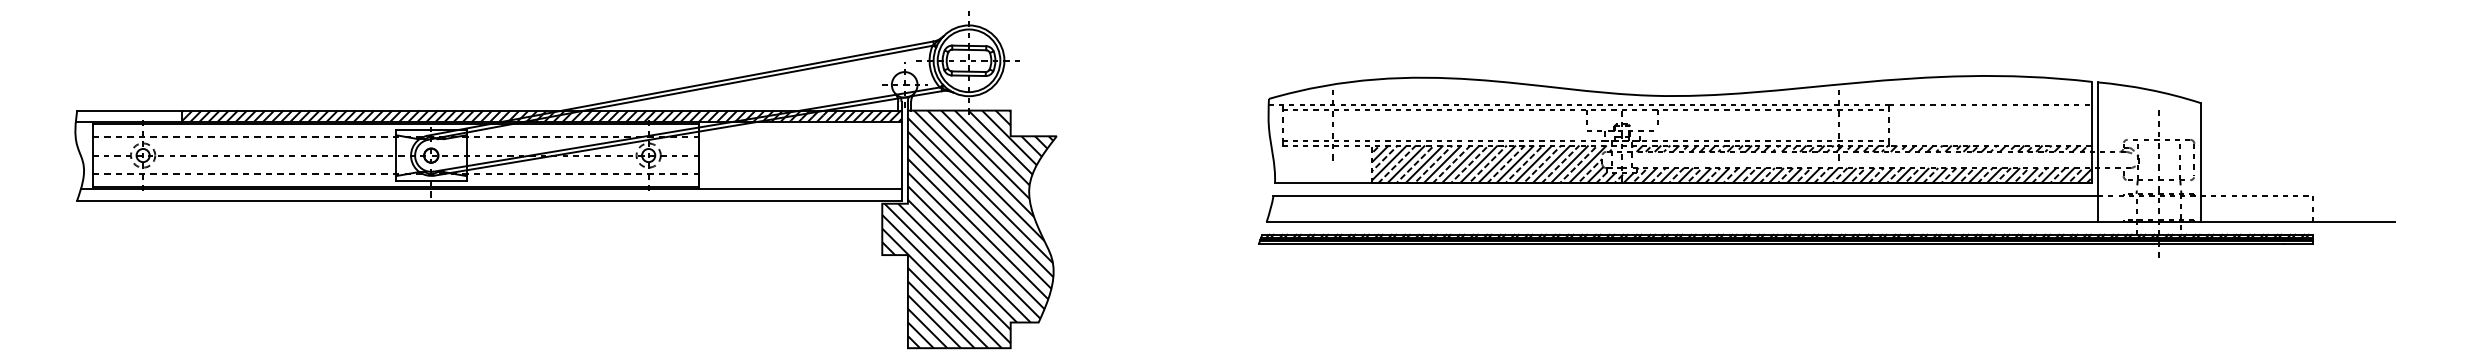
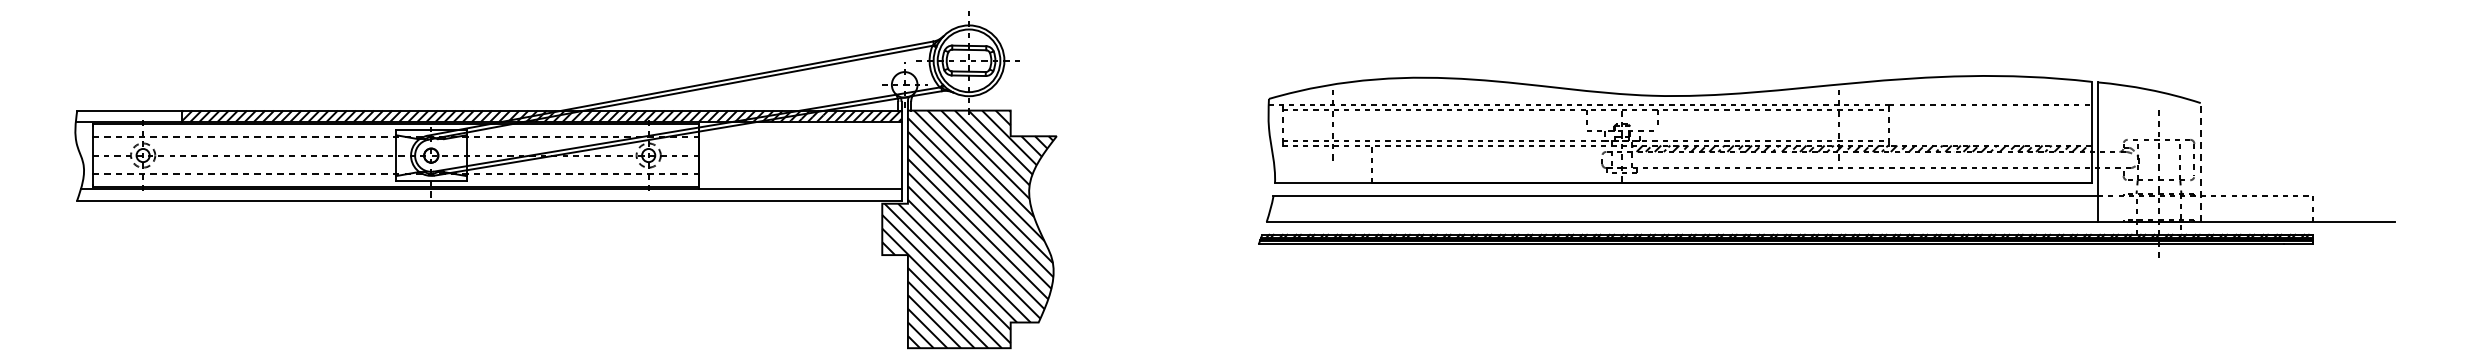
line: solid -> dashed (2200, 162)
hatch: present -> none (1731, 164)
